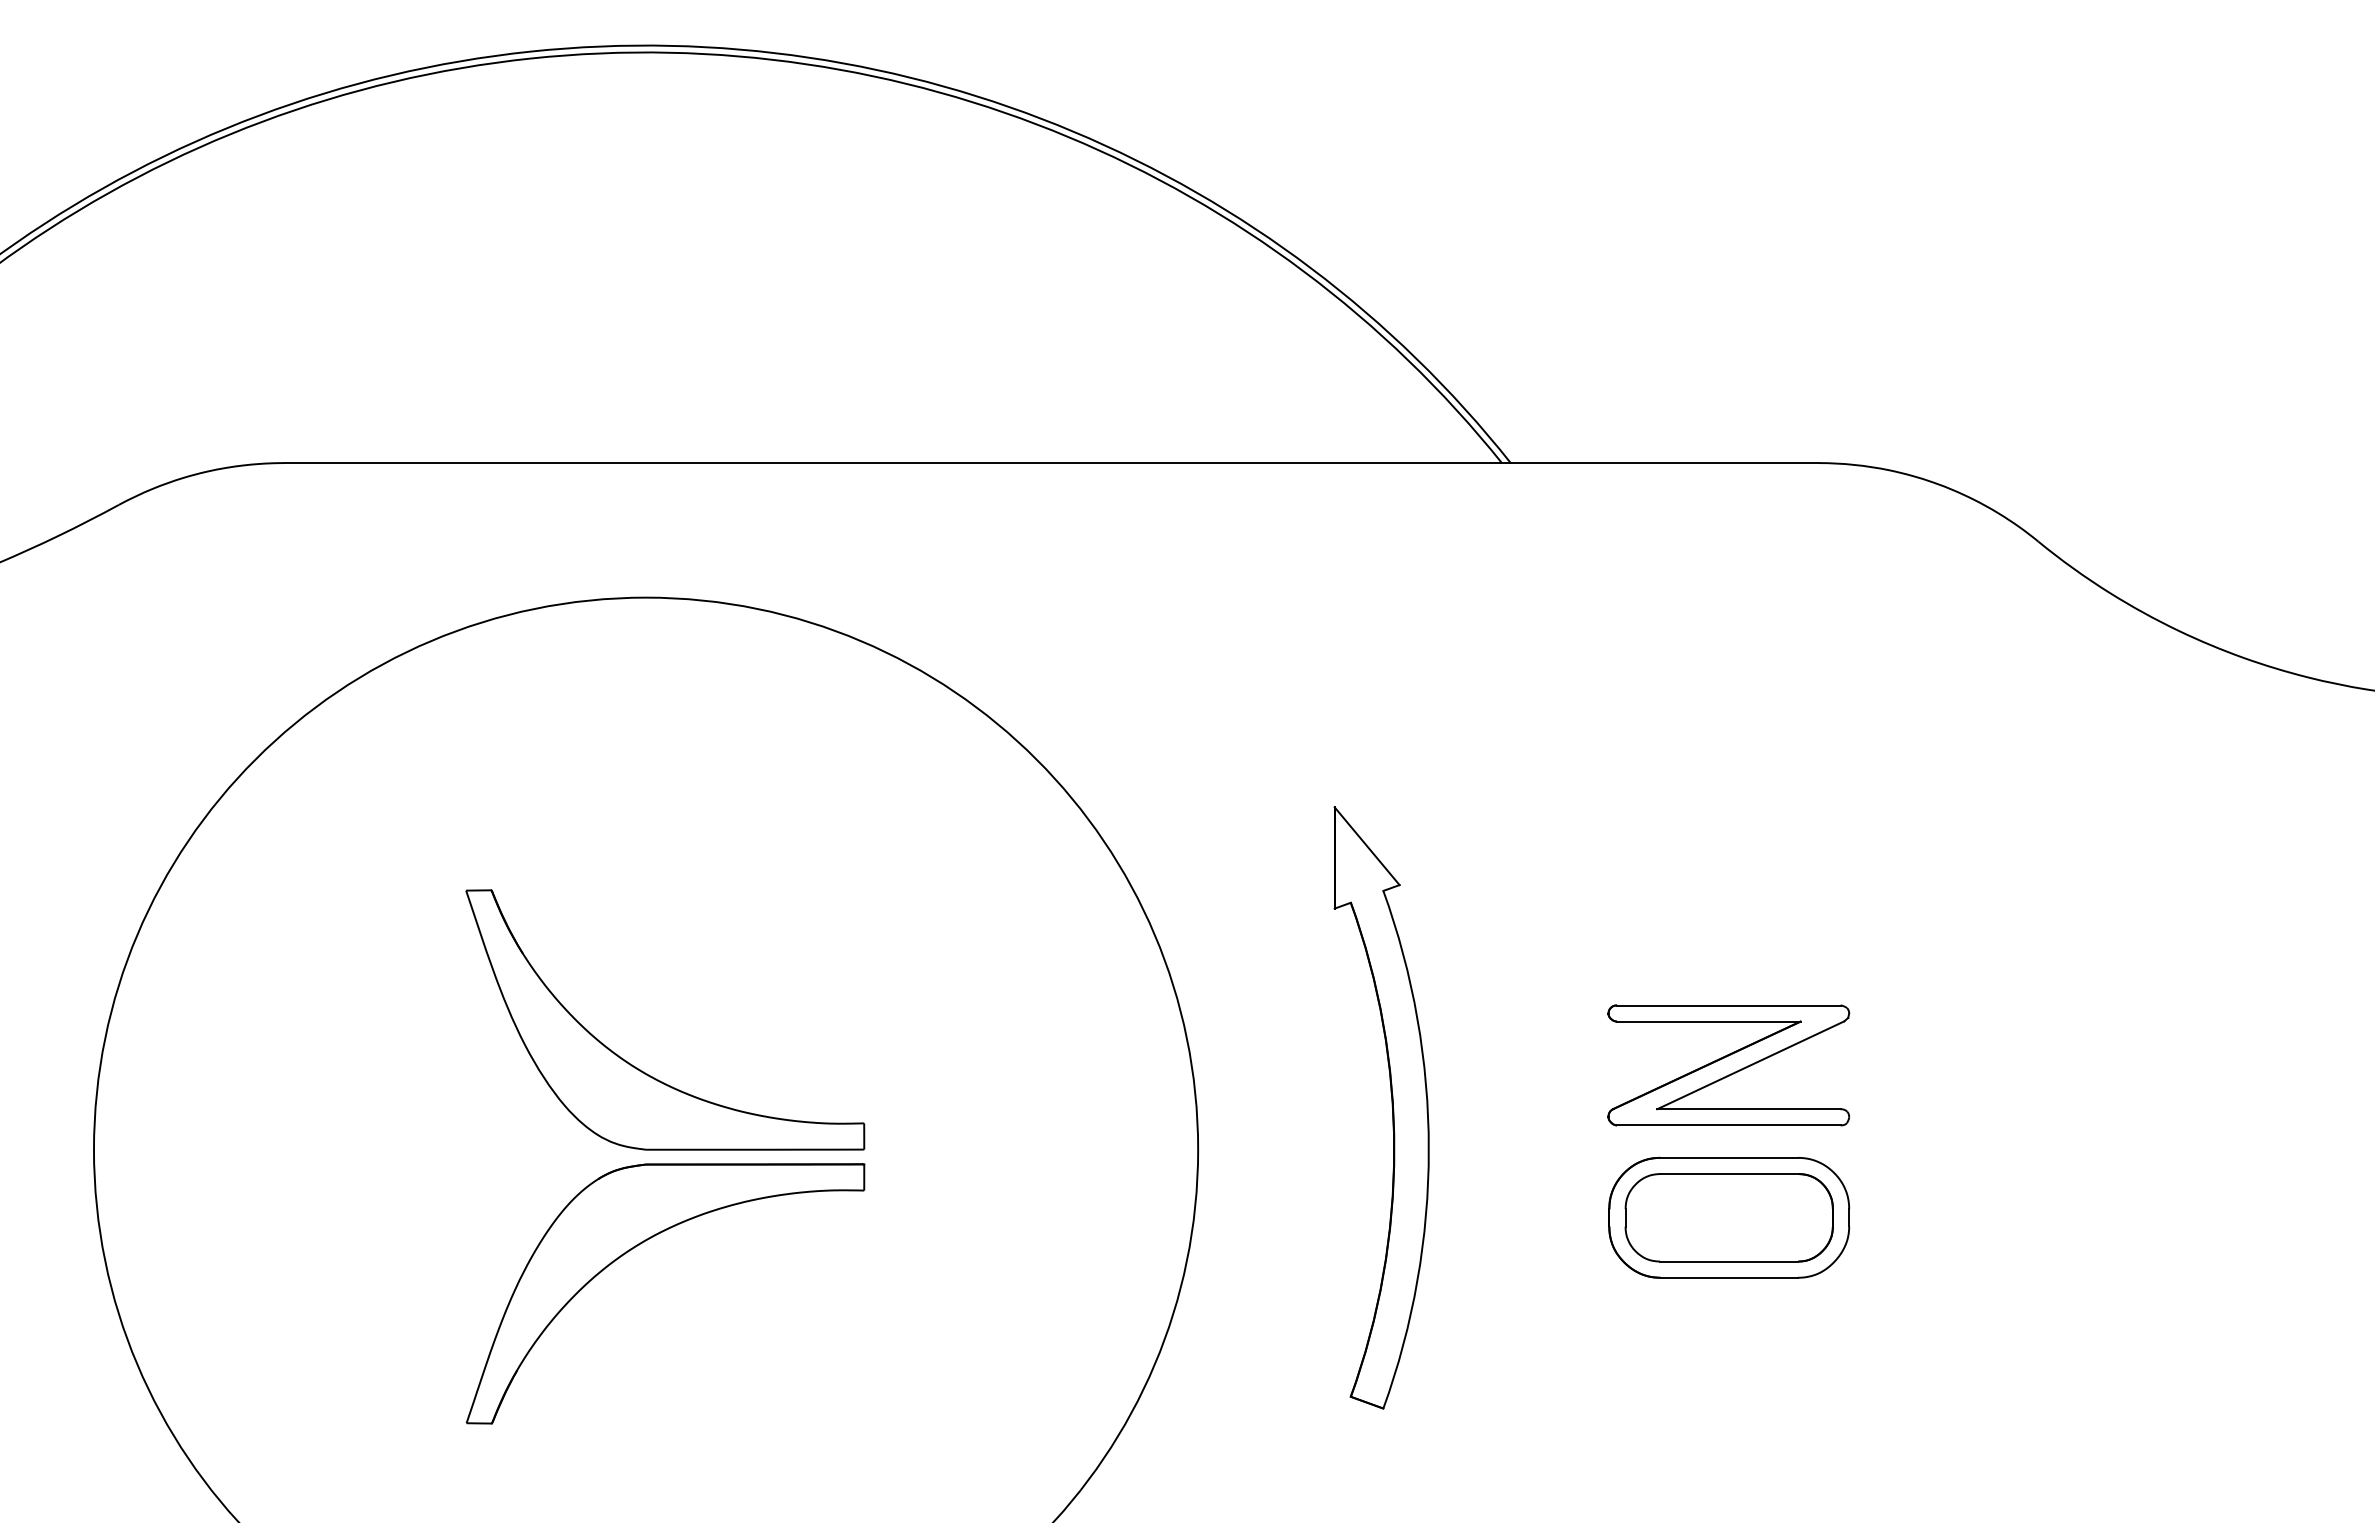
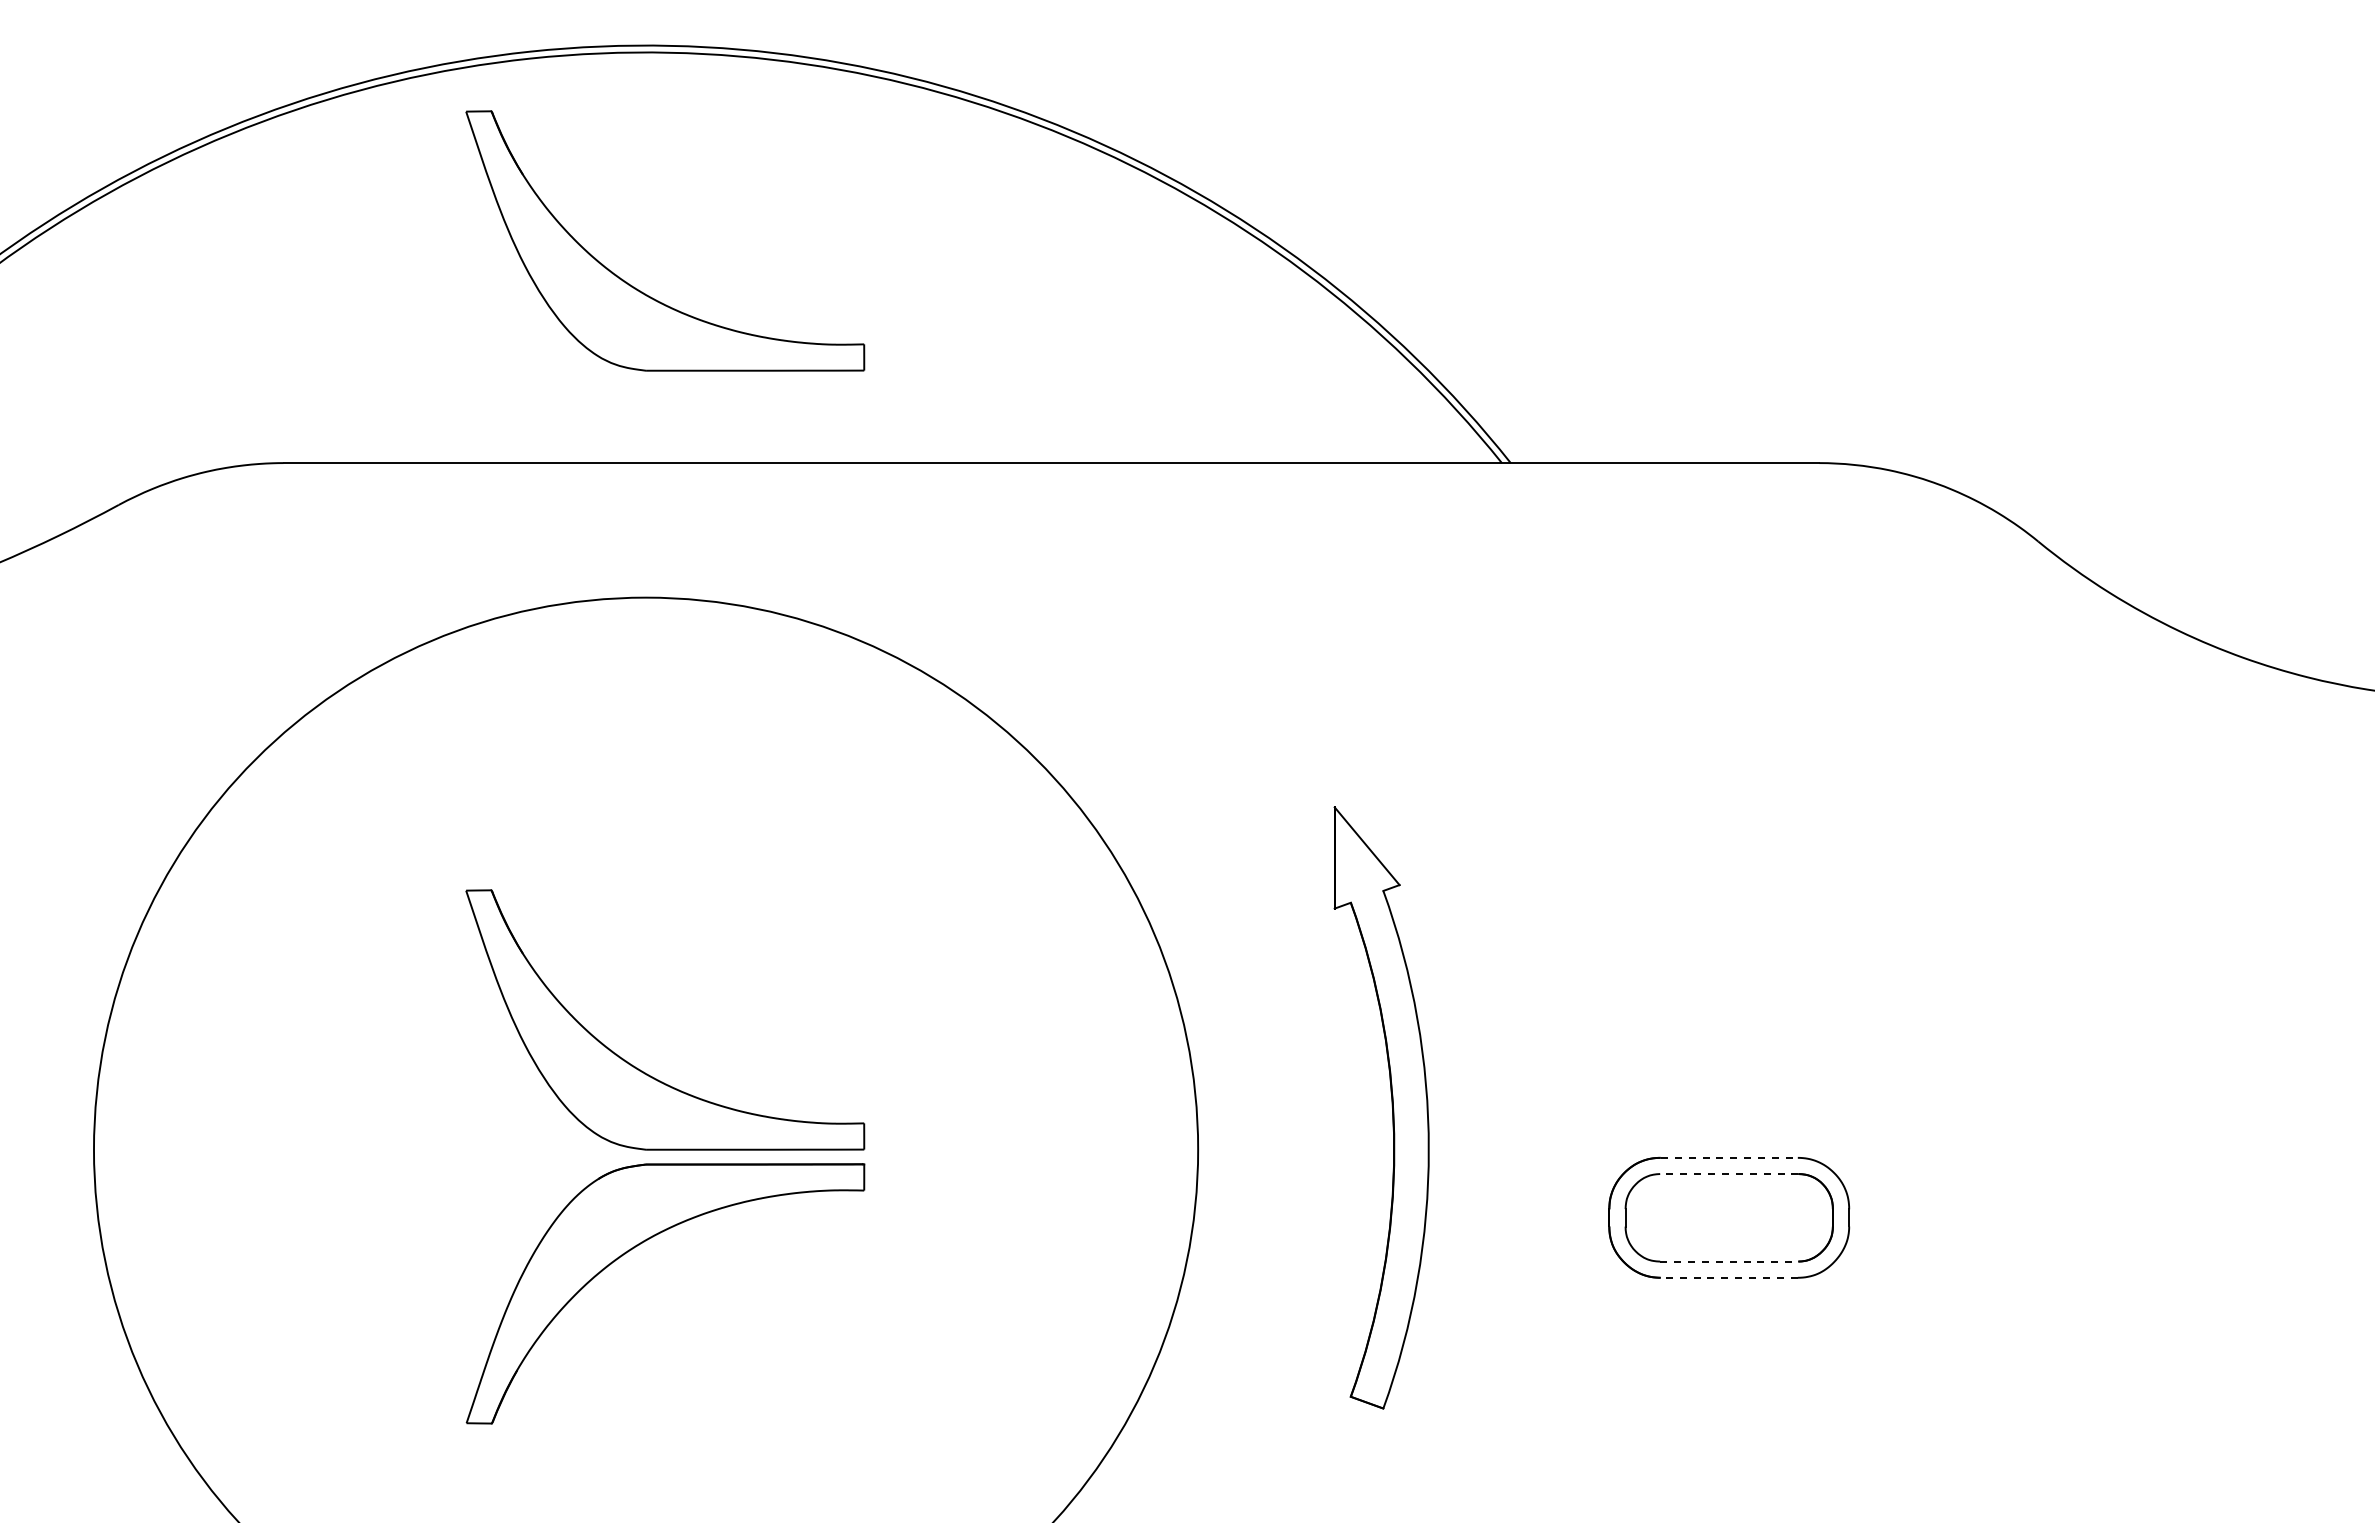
part: none -> present (637, 288)
part: present -> none (1728, 1065)
line: solid -> dashed (1729, 1157)
line: solid -> dashed (1728, 1174)
line: solid -> dashed (1729, 1261)
line: solid -> dashed (1729, 1277)
